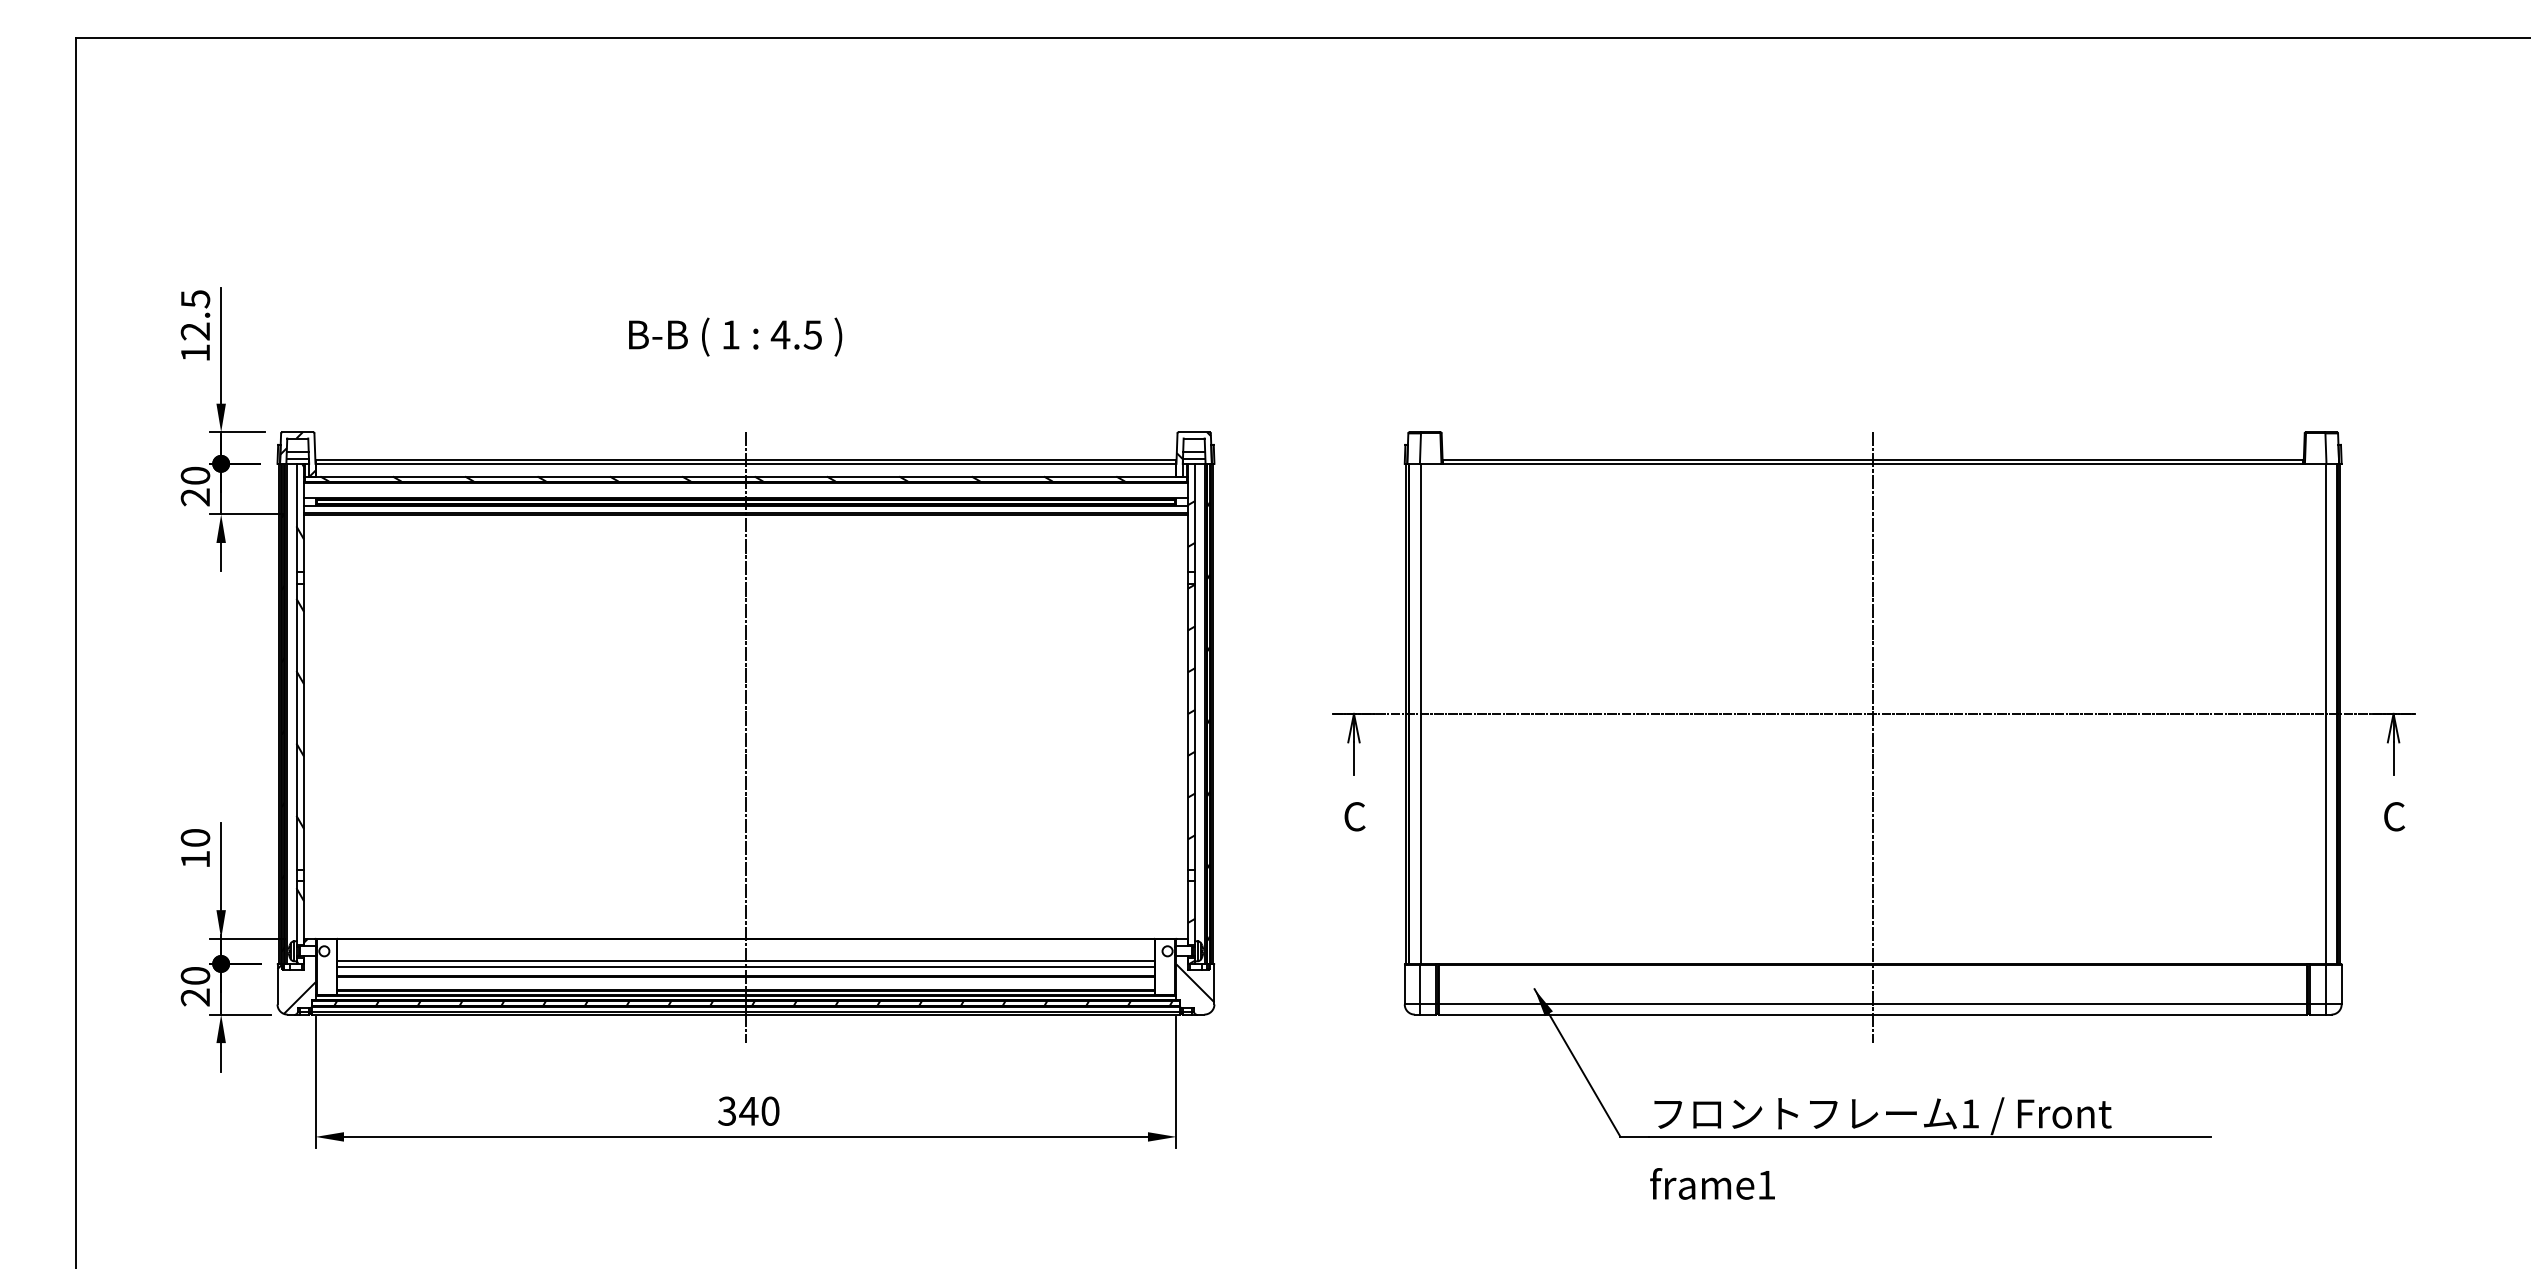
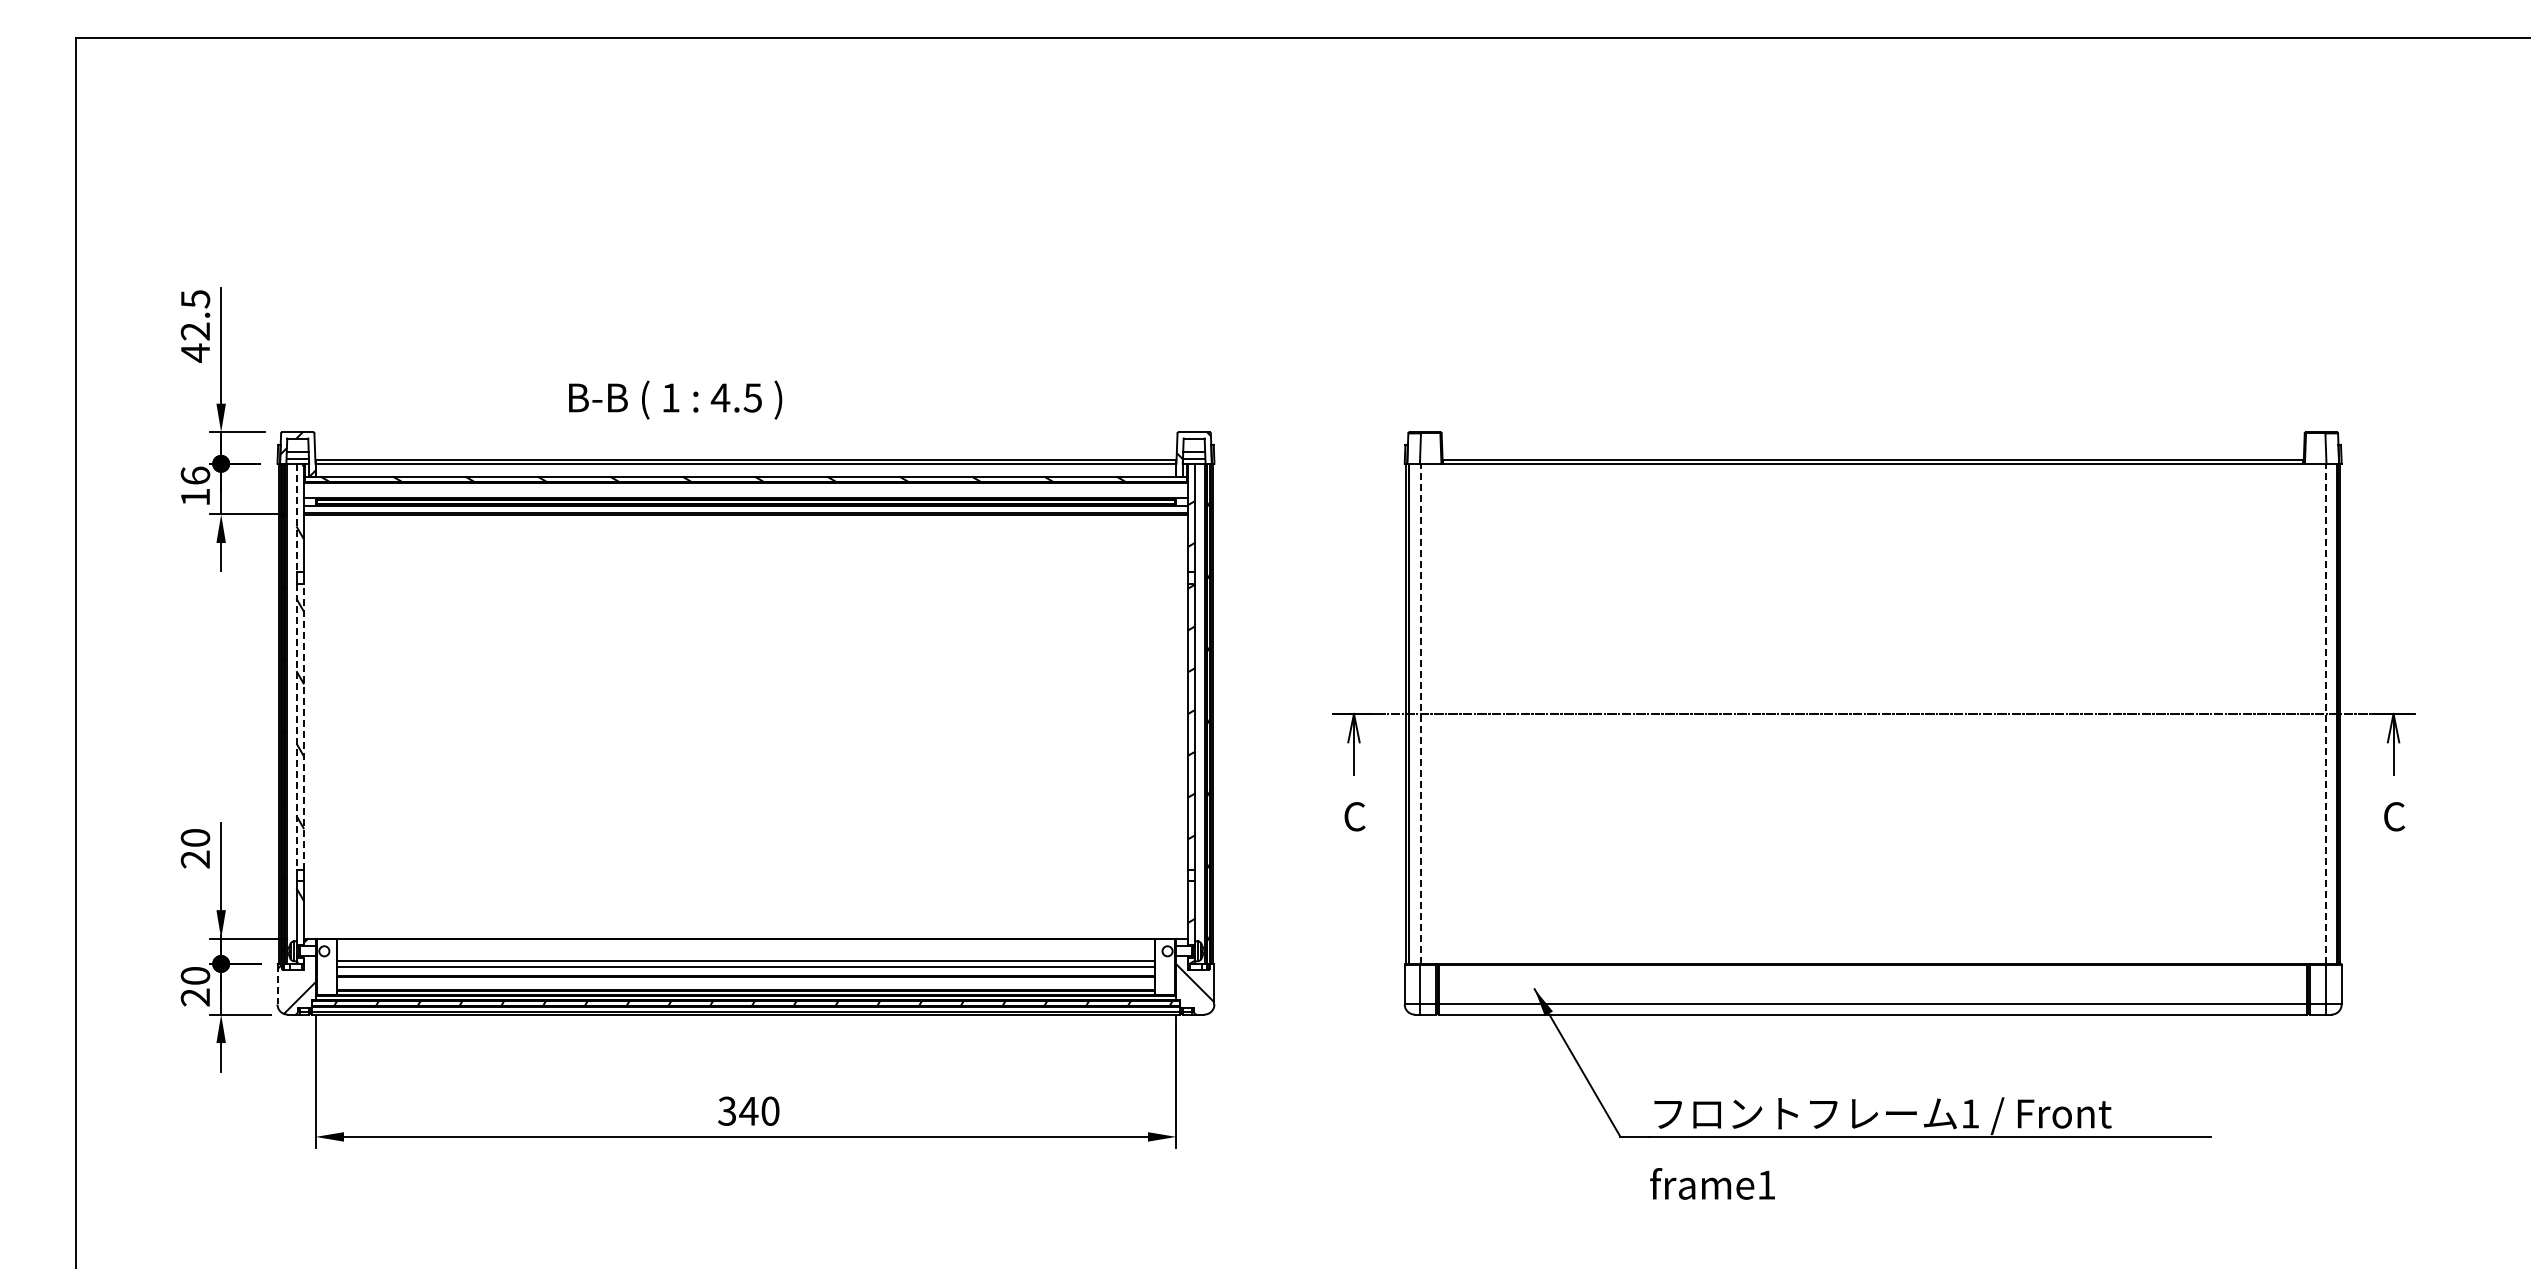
text position: (735, 336) -> (675, 399) (675, 399)
text: 12.5 -> 42.5 (195, 352)
text: 20 -> 16 (195, 486)
line: solid -> dashed (296, 518)
line: solid -> dashed (1420, 713)
line: solid -> dashed (2325, 713)
line: solid -> dashed (304, 726)
line: solid -> dashed (296, 727)
line: present -> none (745, 737)
line: present -> none (1873, 737)
text: 10 -> 20 (194, 859)
line: solid -> dashed (277, 984)
